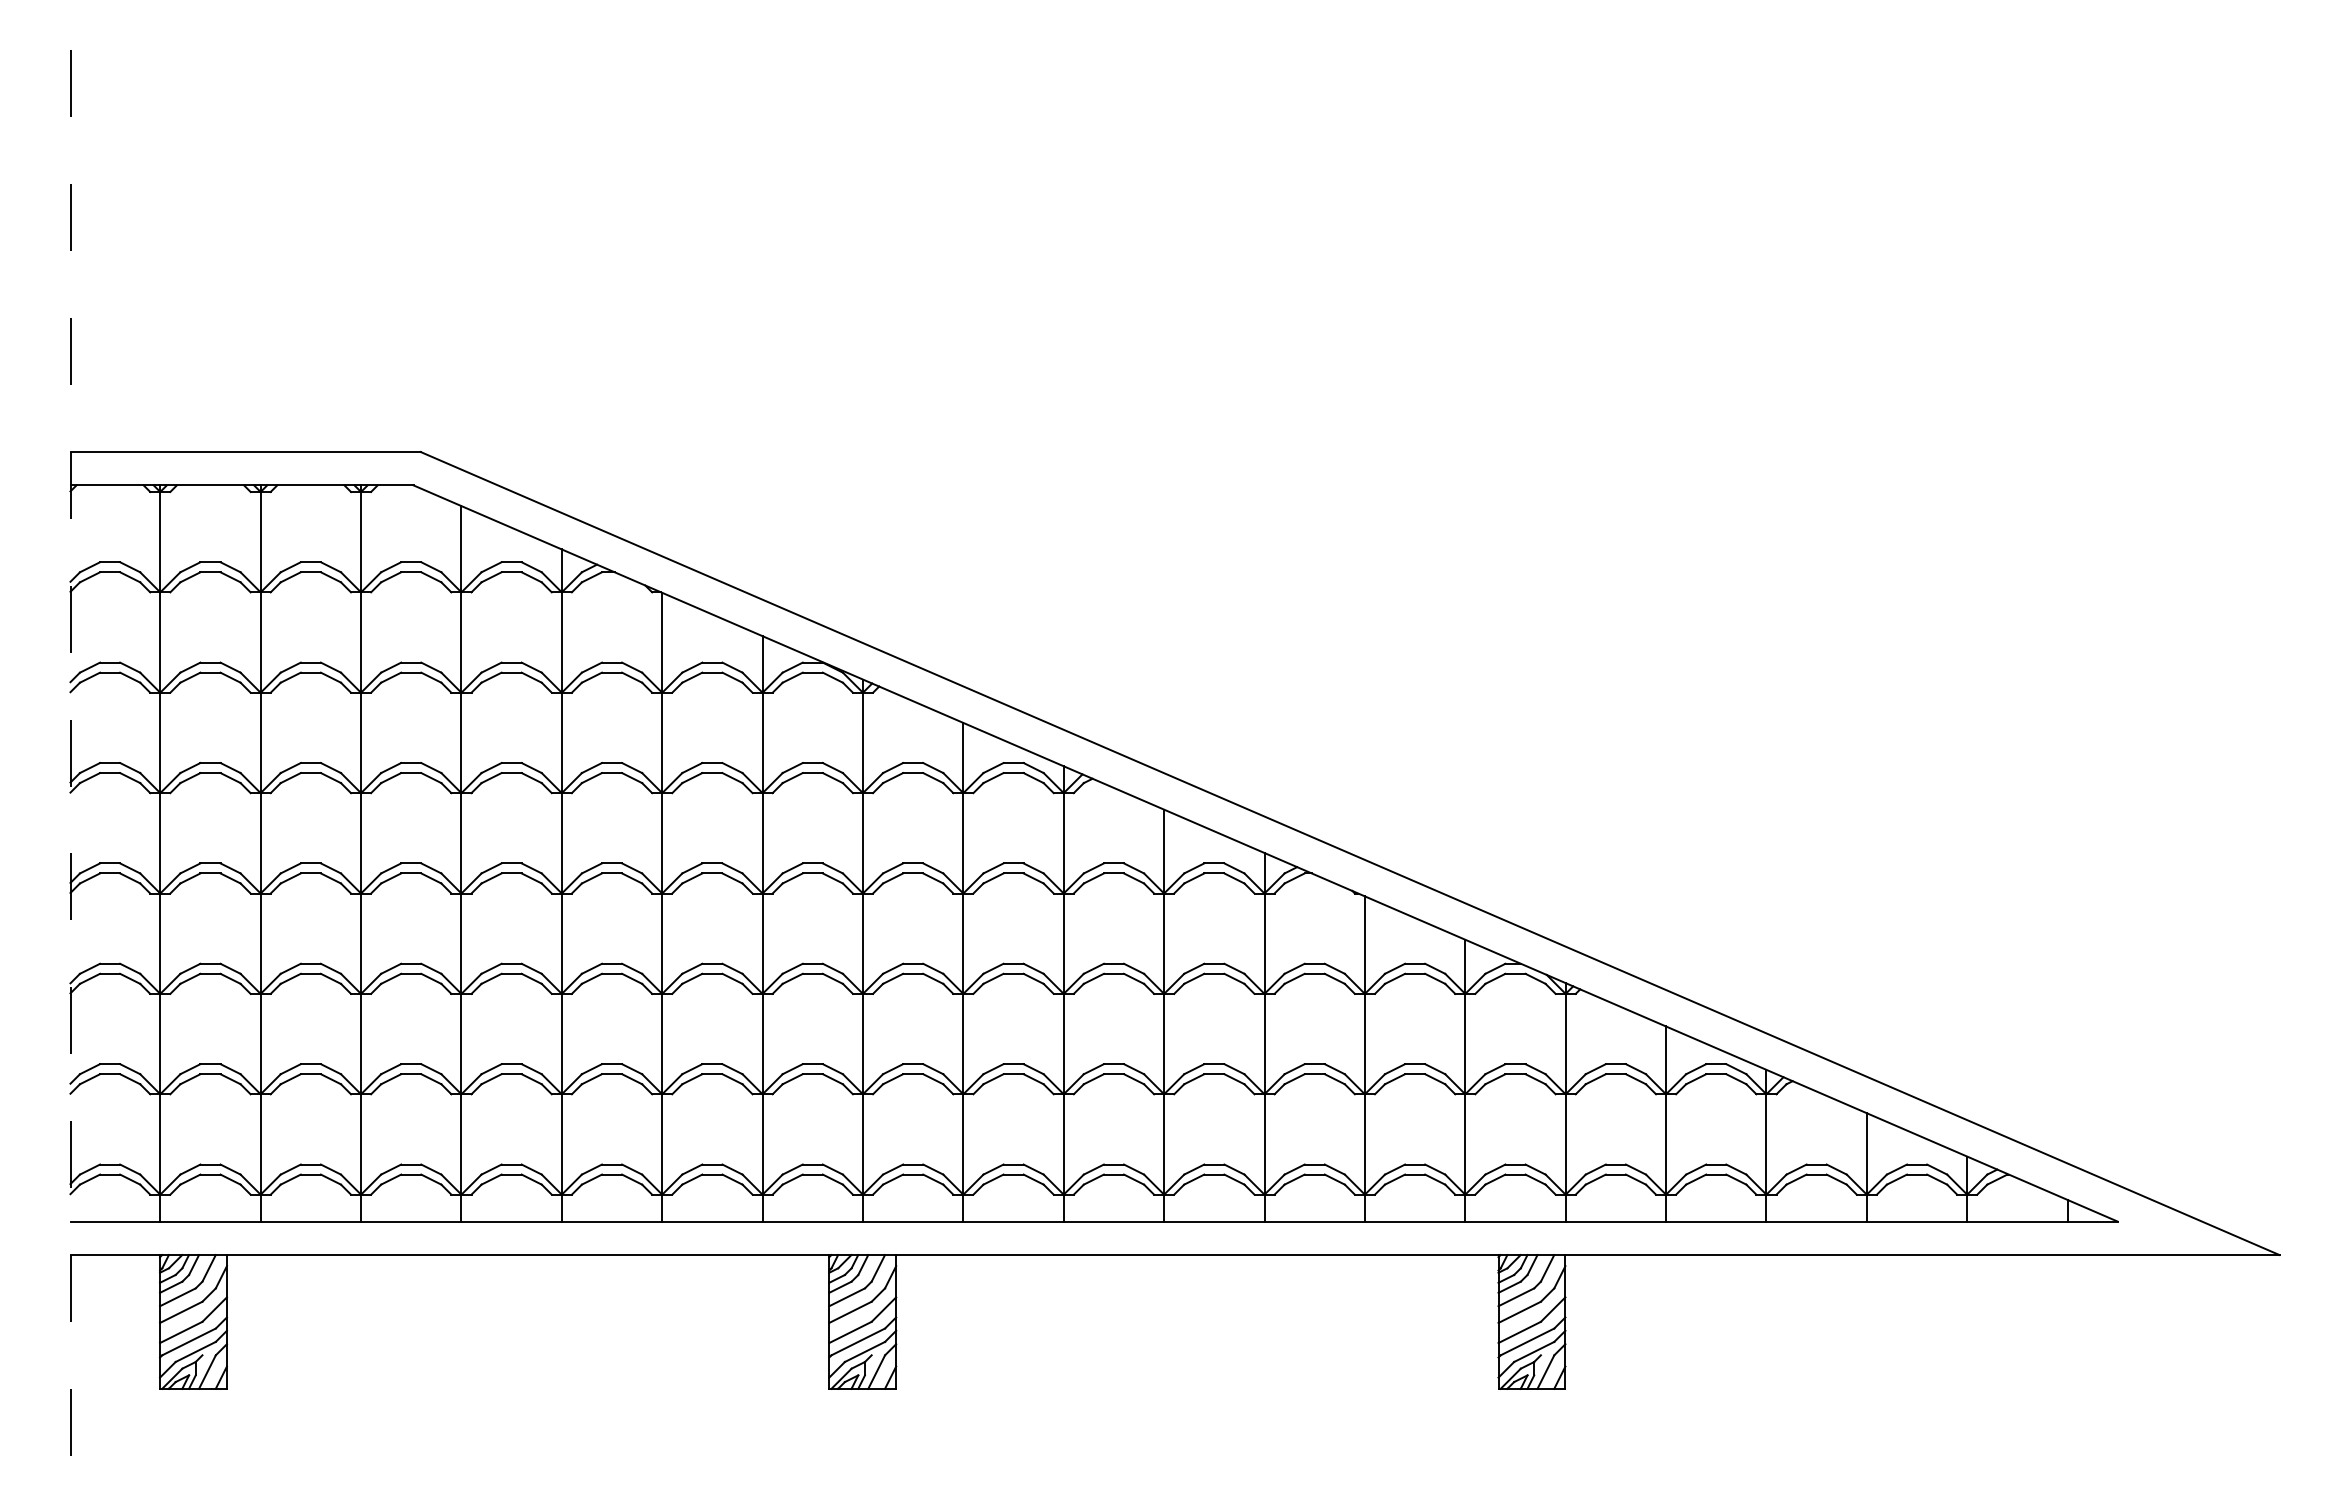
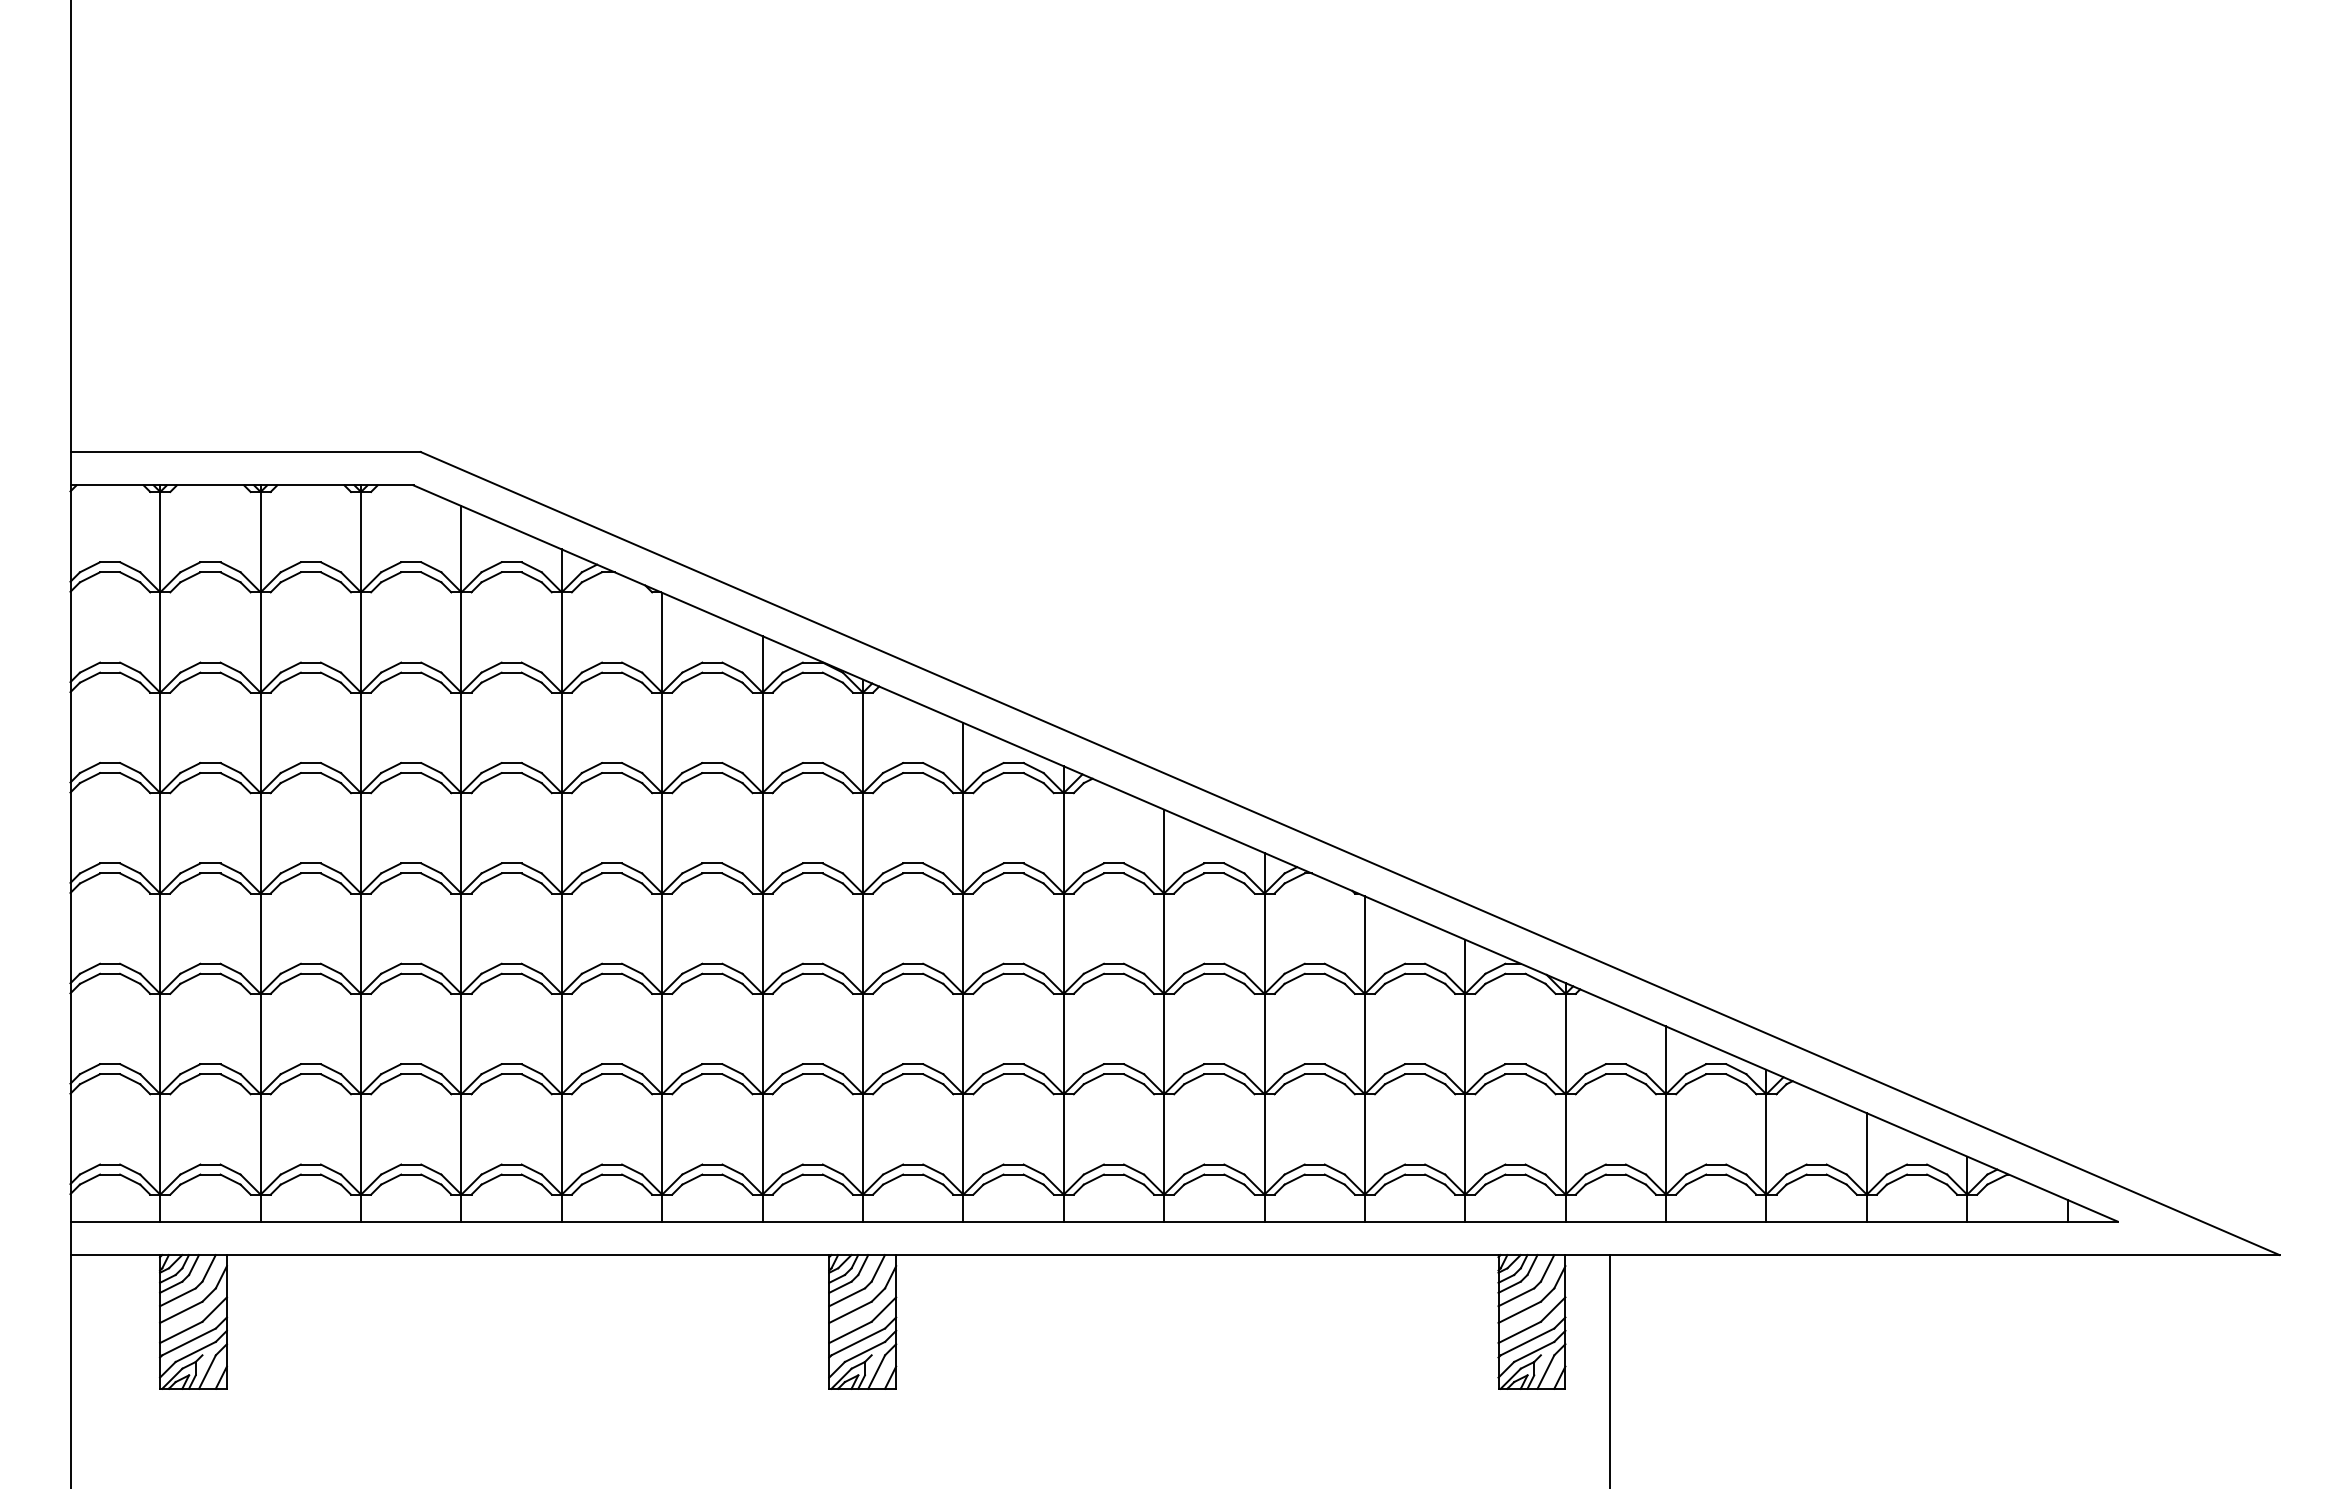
line: dashed -> solid (70, 744)
line: none -> present (1610, 1370)
